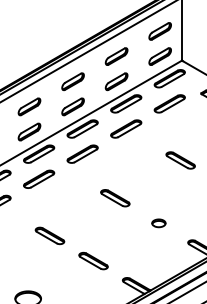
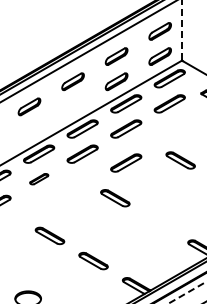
line: solid -> dashed (181, 30)
part: present -> none (72, 106)
part: present -> none (29, 131)
part: none -> present (126, 162)
part size: 33x20 px -> 21x13 px (39, 179)
part: present -> none (158, 223)
line: solid -> dashed (187, 292)
